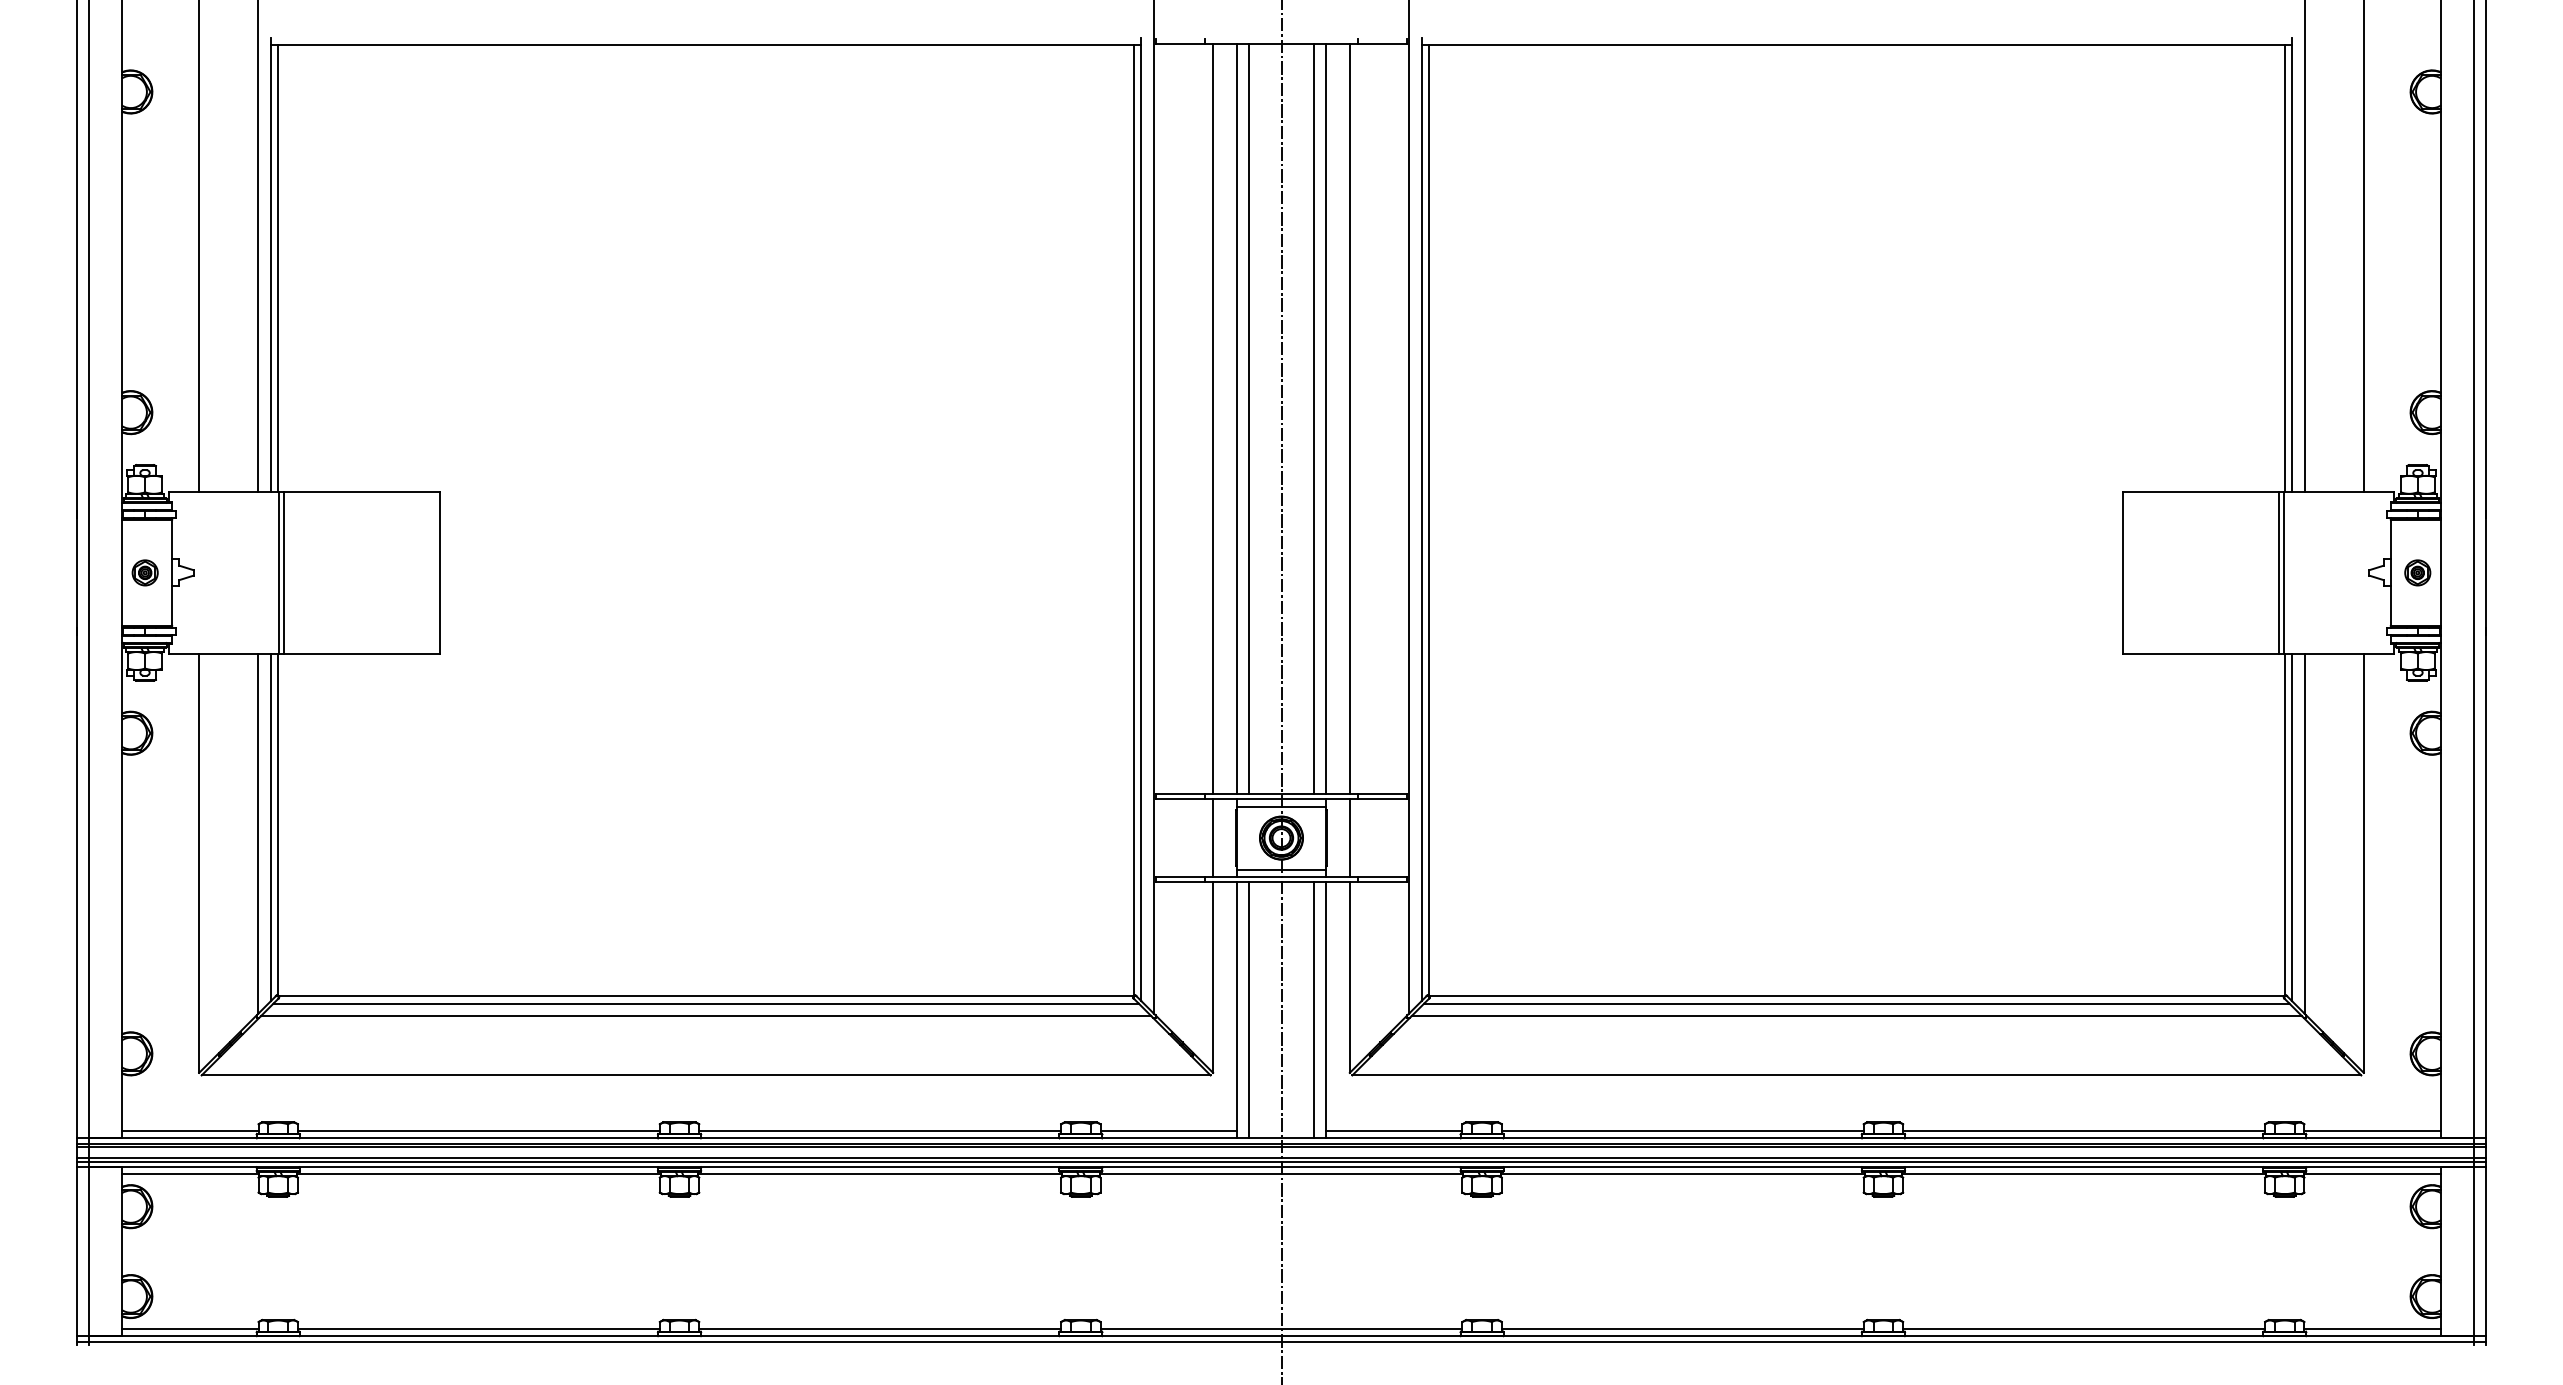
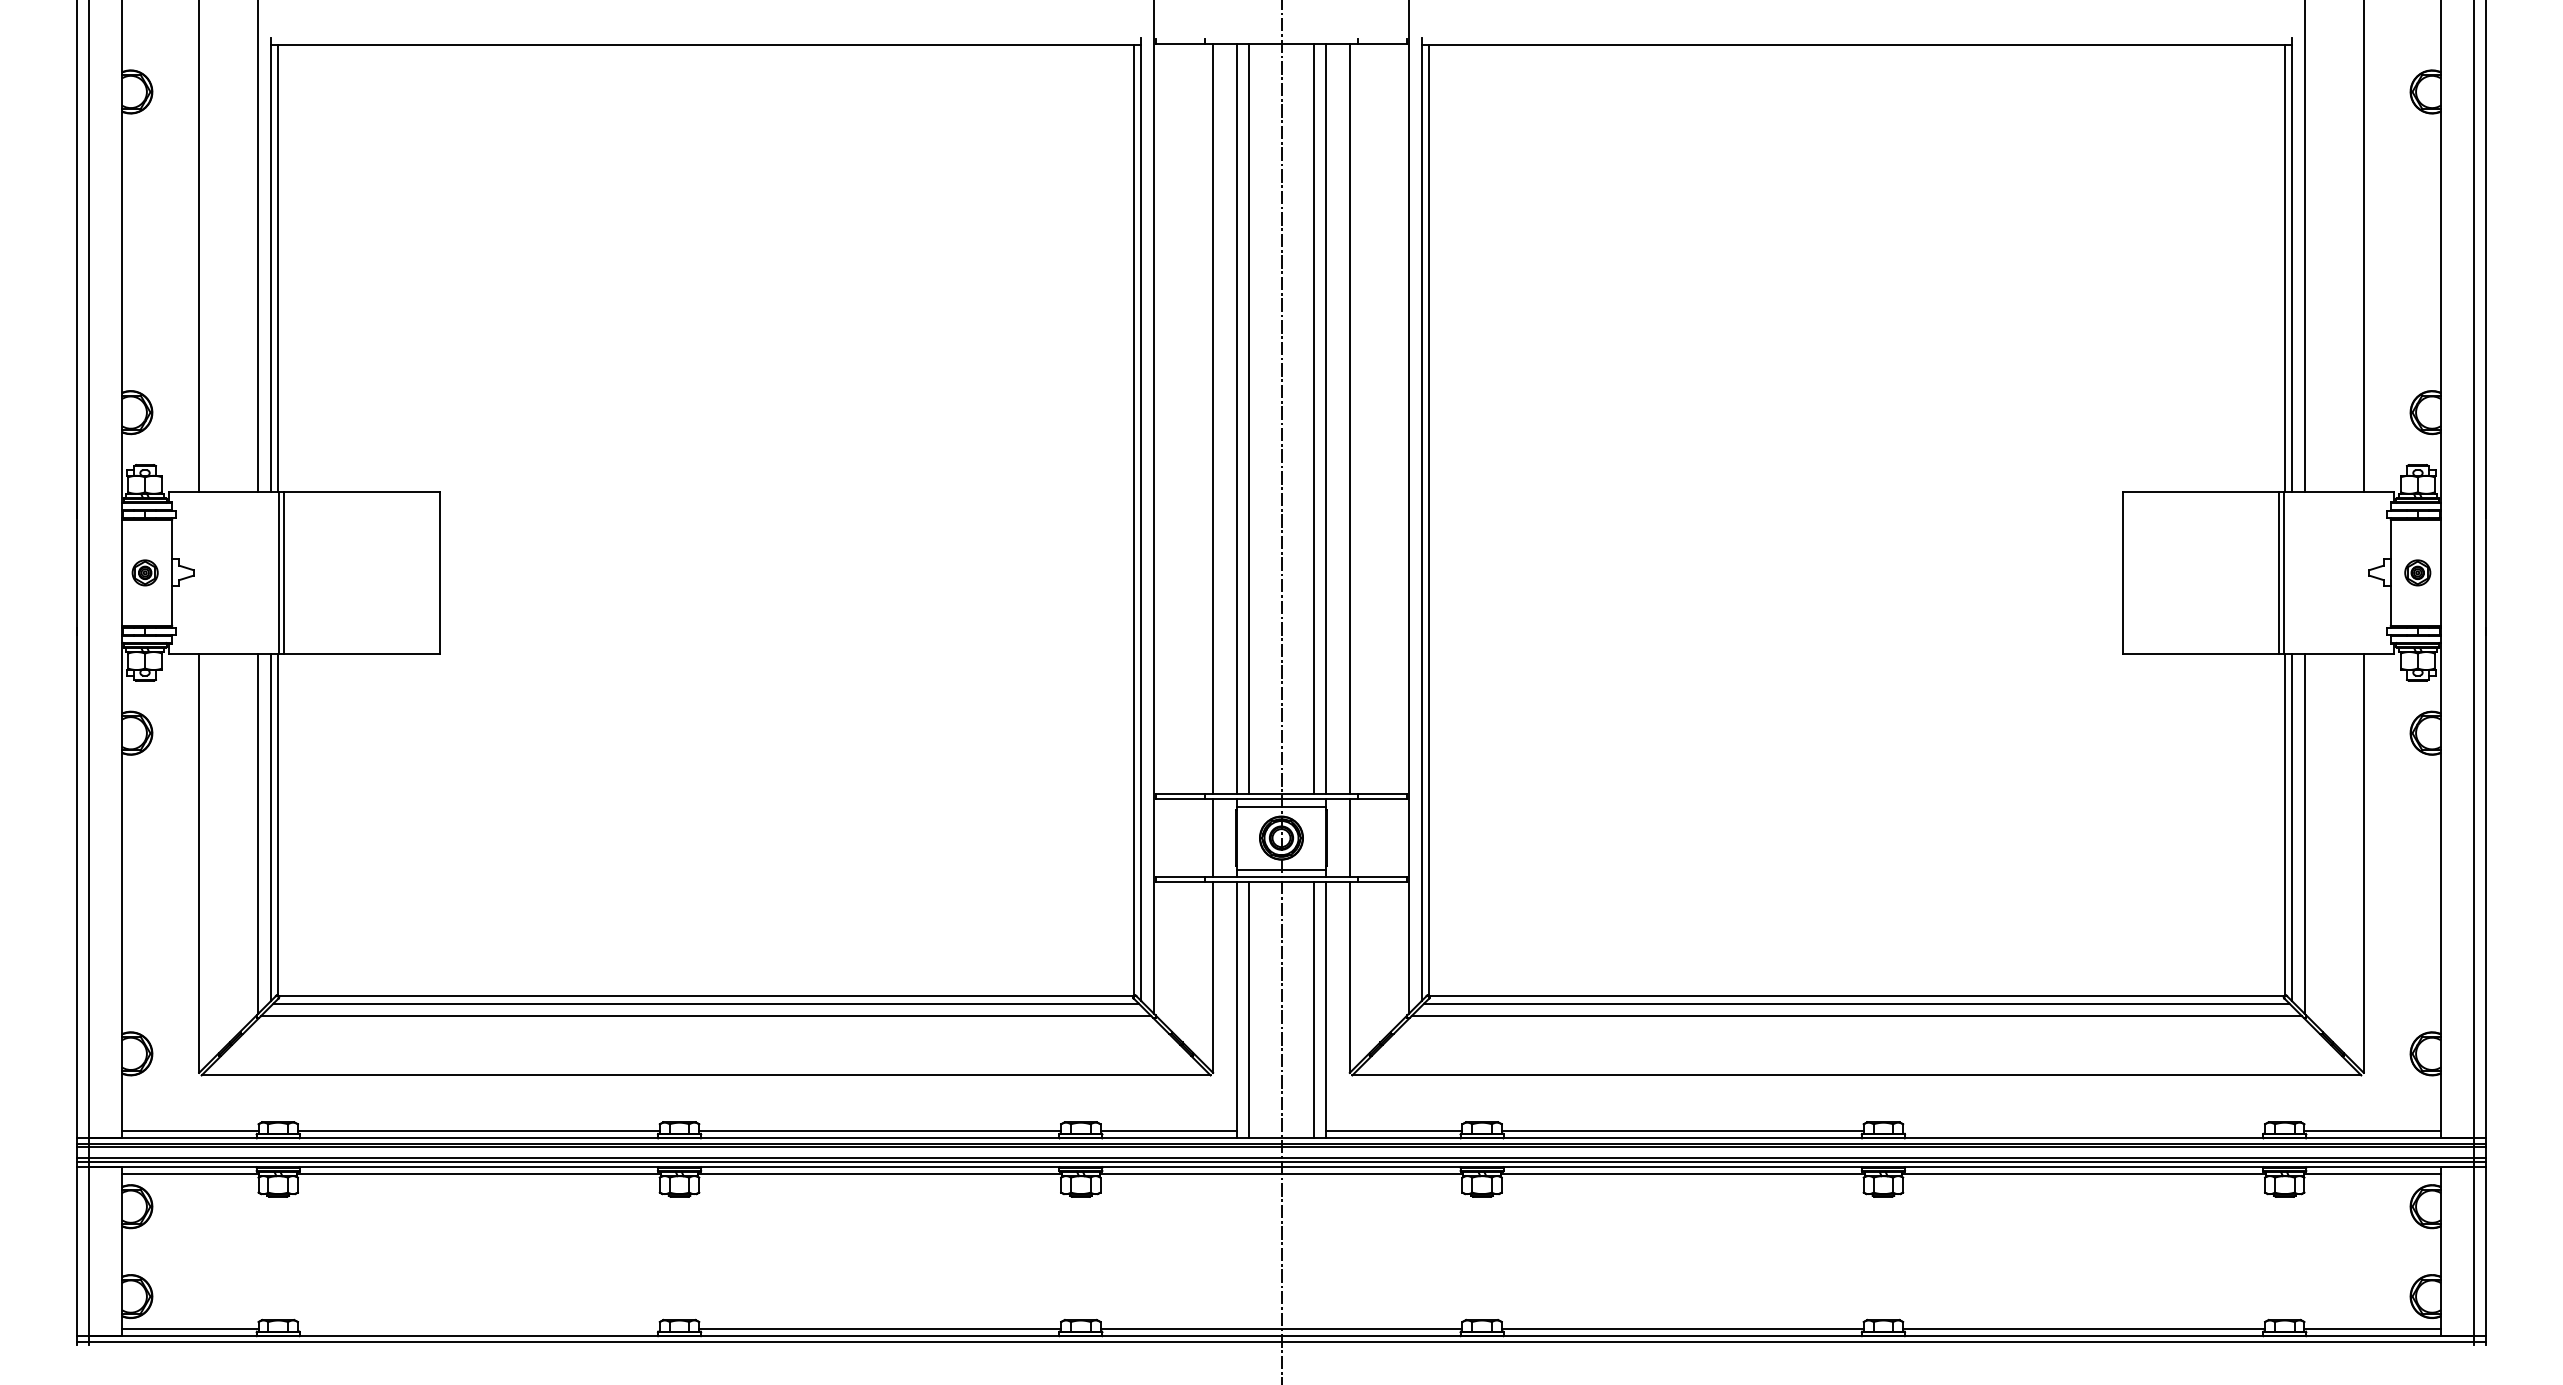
line: present -> none (2084, 1131)
line: present -> none (478, 1328)
